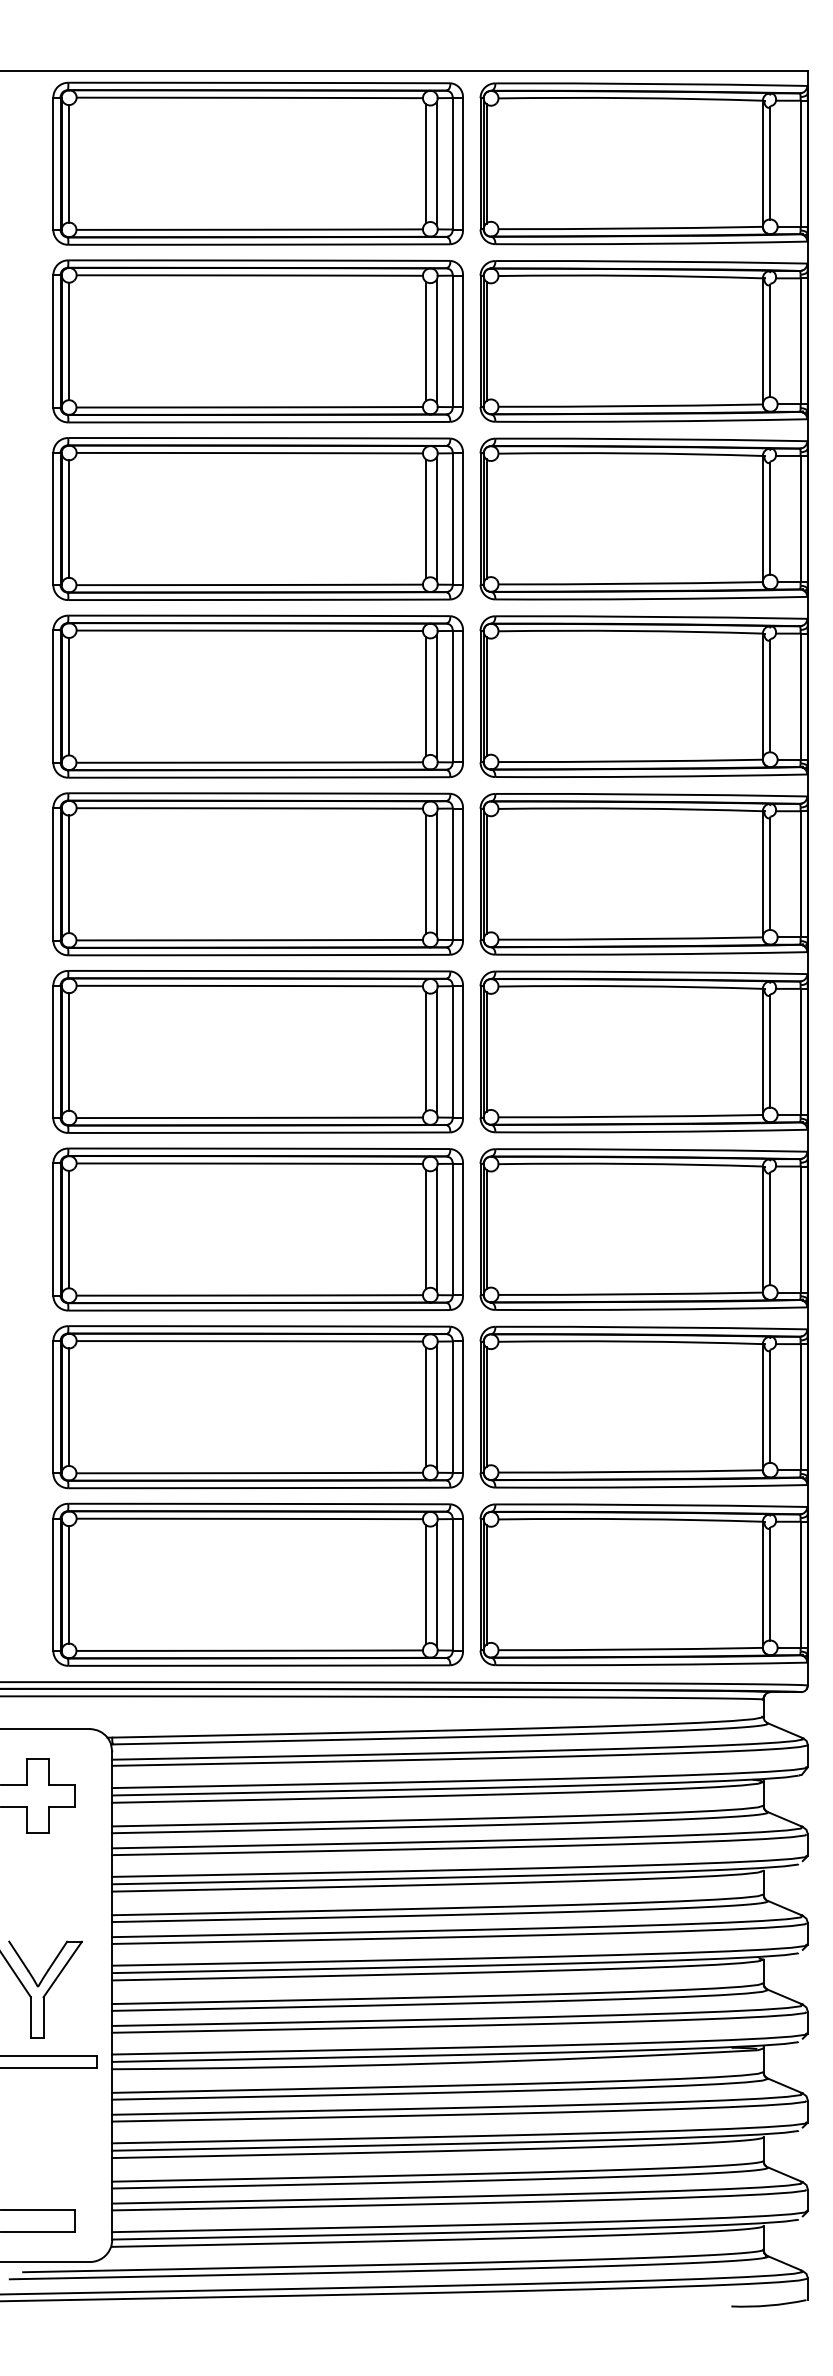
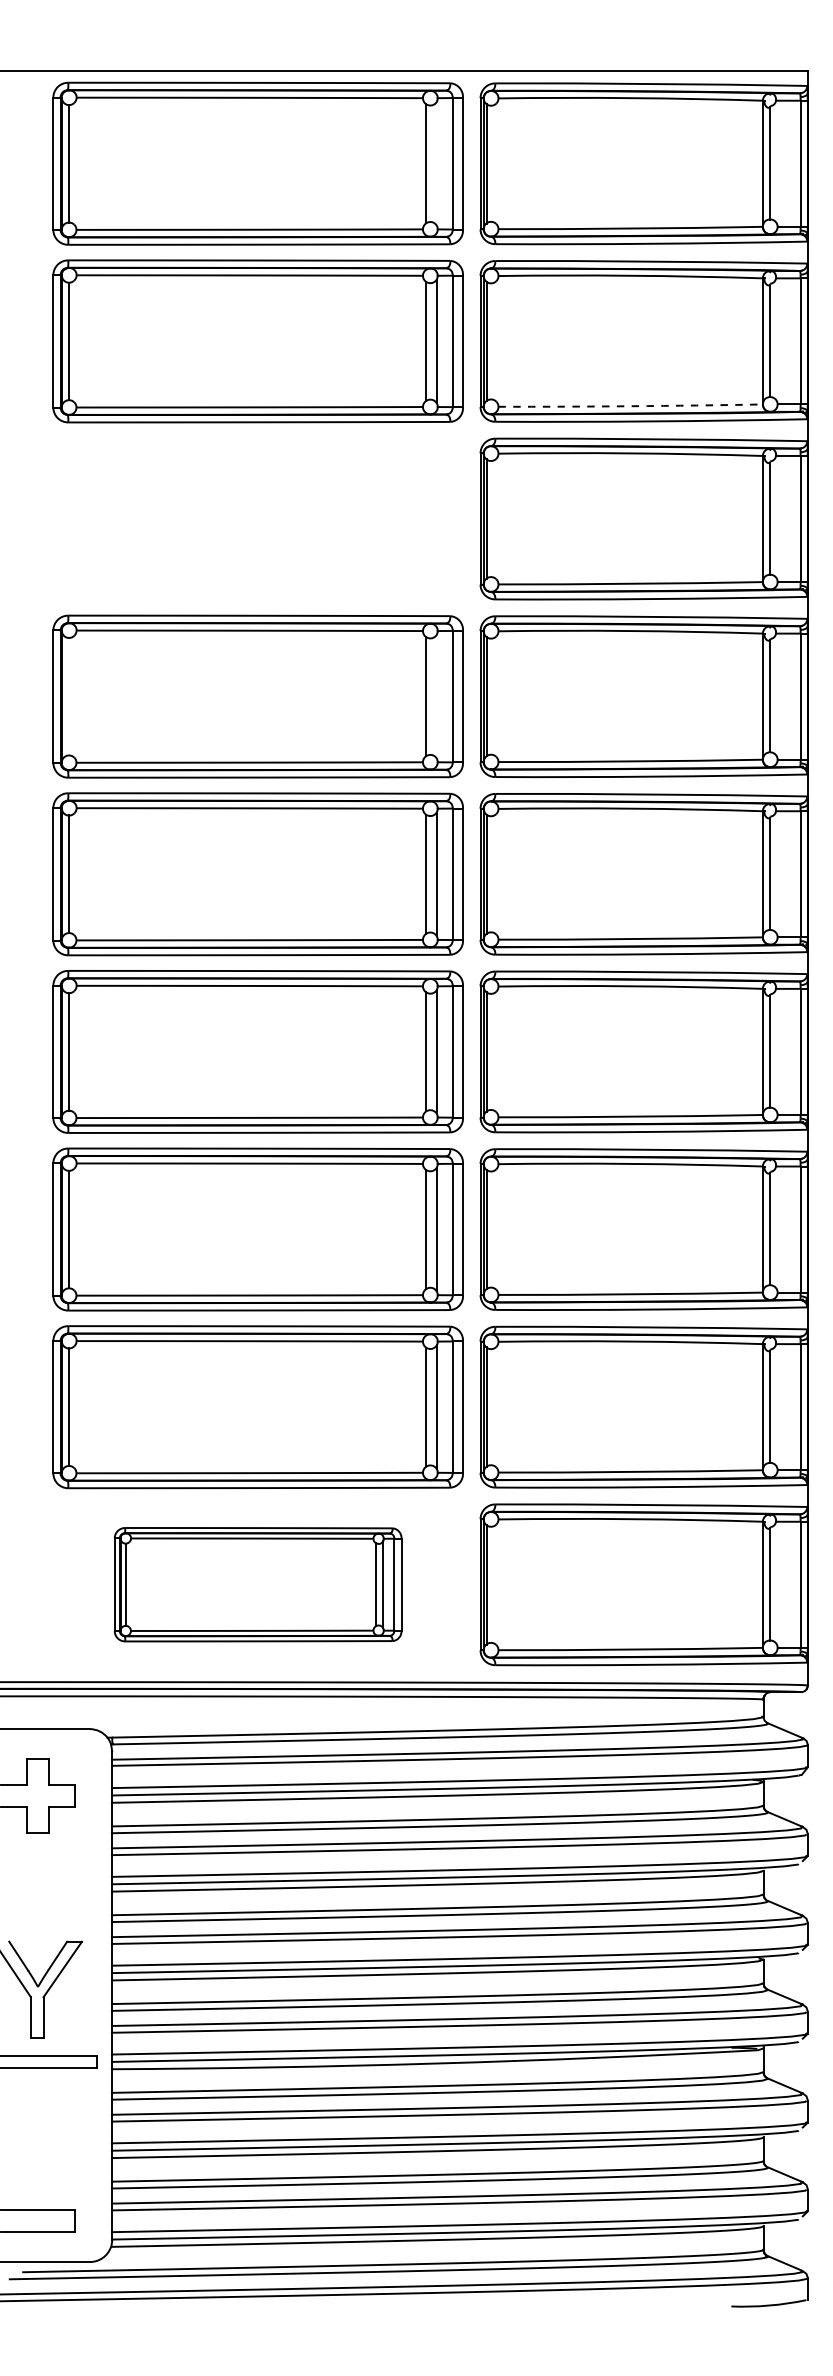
line: present -> none (436, 163)
arc: solid -> dashed (630, 406)
part: present -> none (257, 518)
line: present -> none (68, 696)
line: present -> none (436, 696)
part size: 412x165 px -> 290x116 px (257, 1584)
